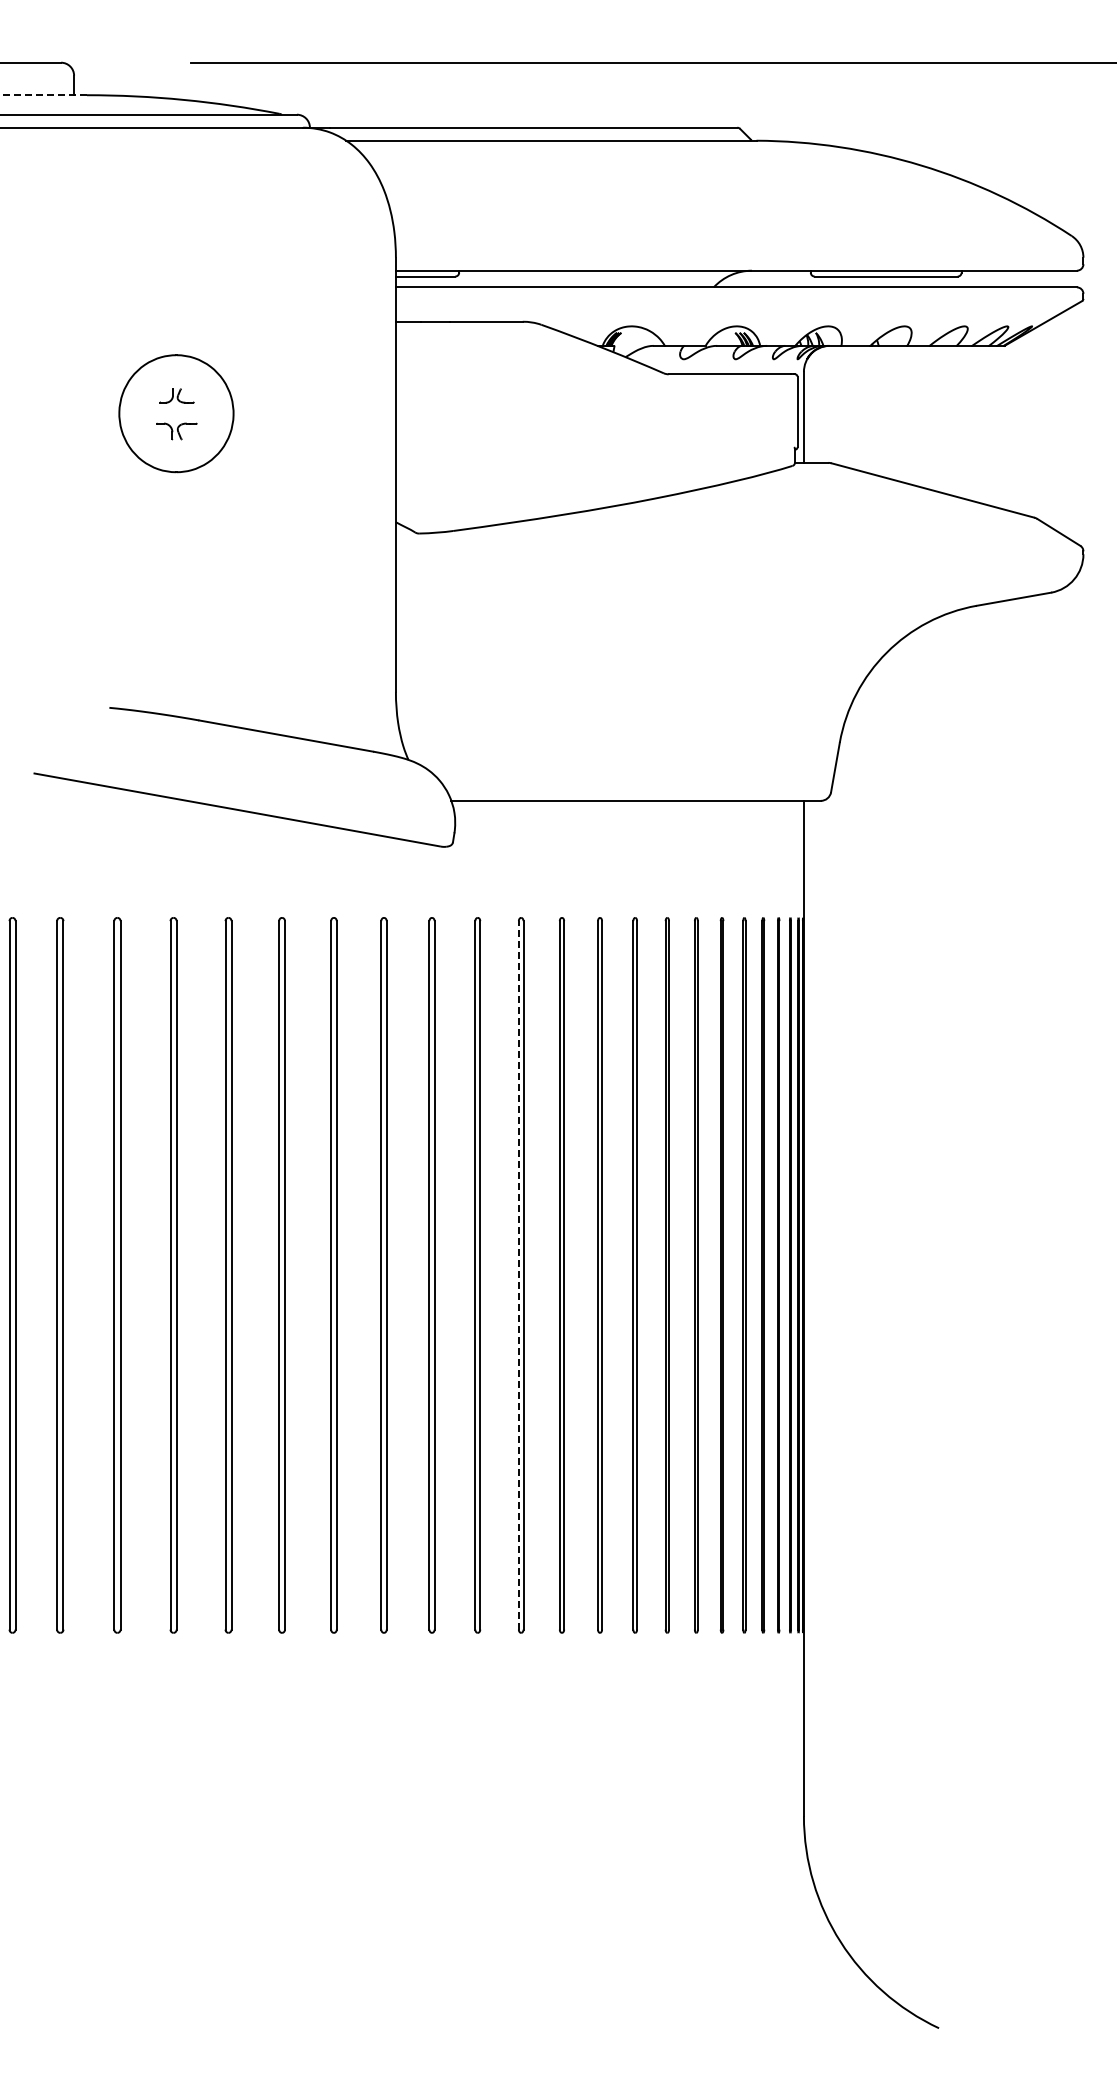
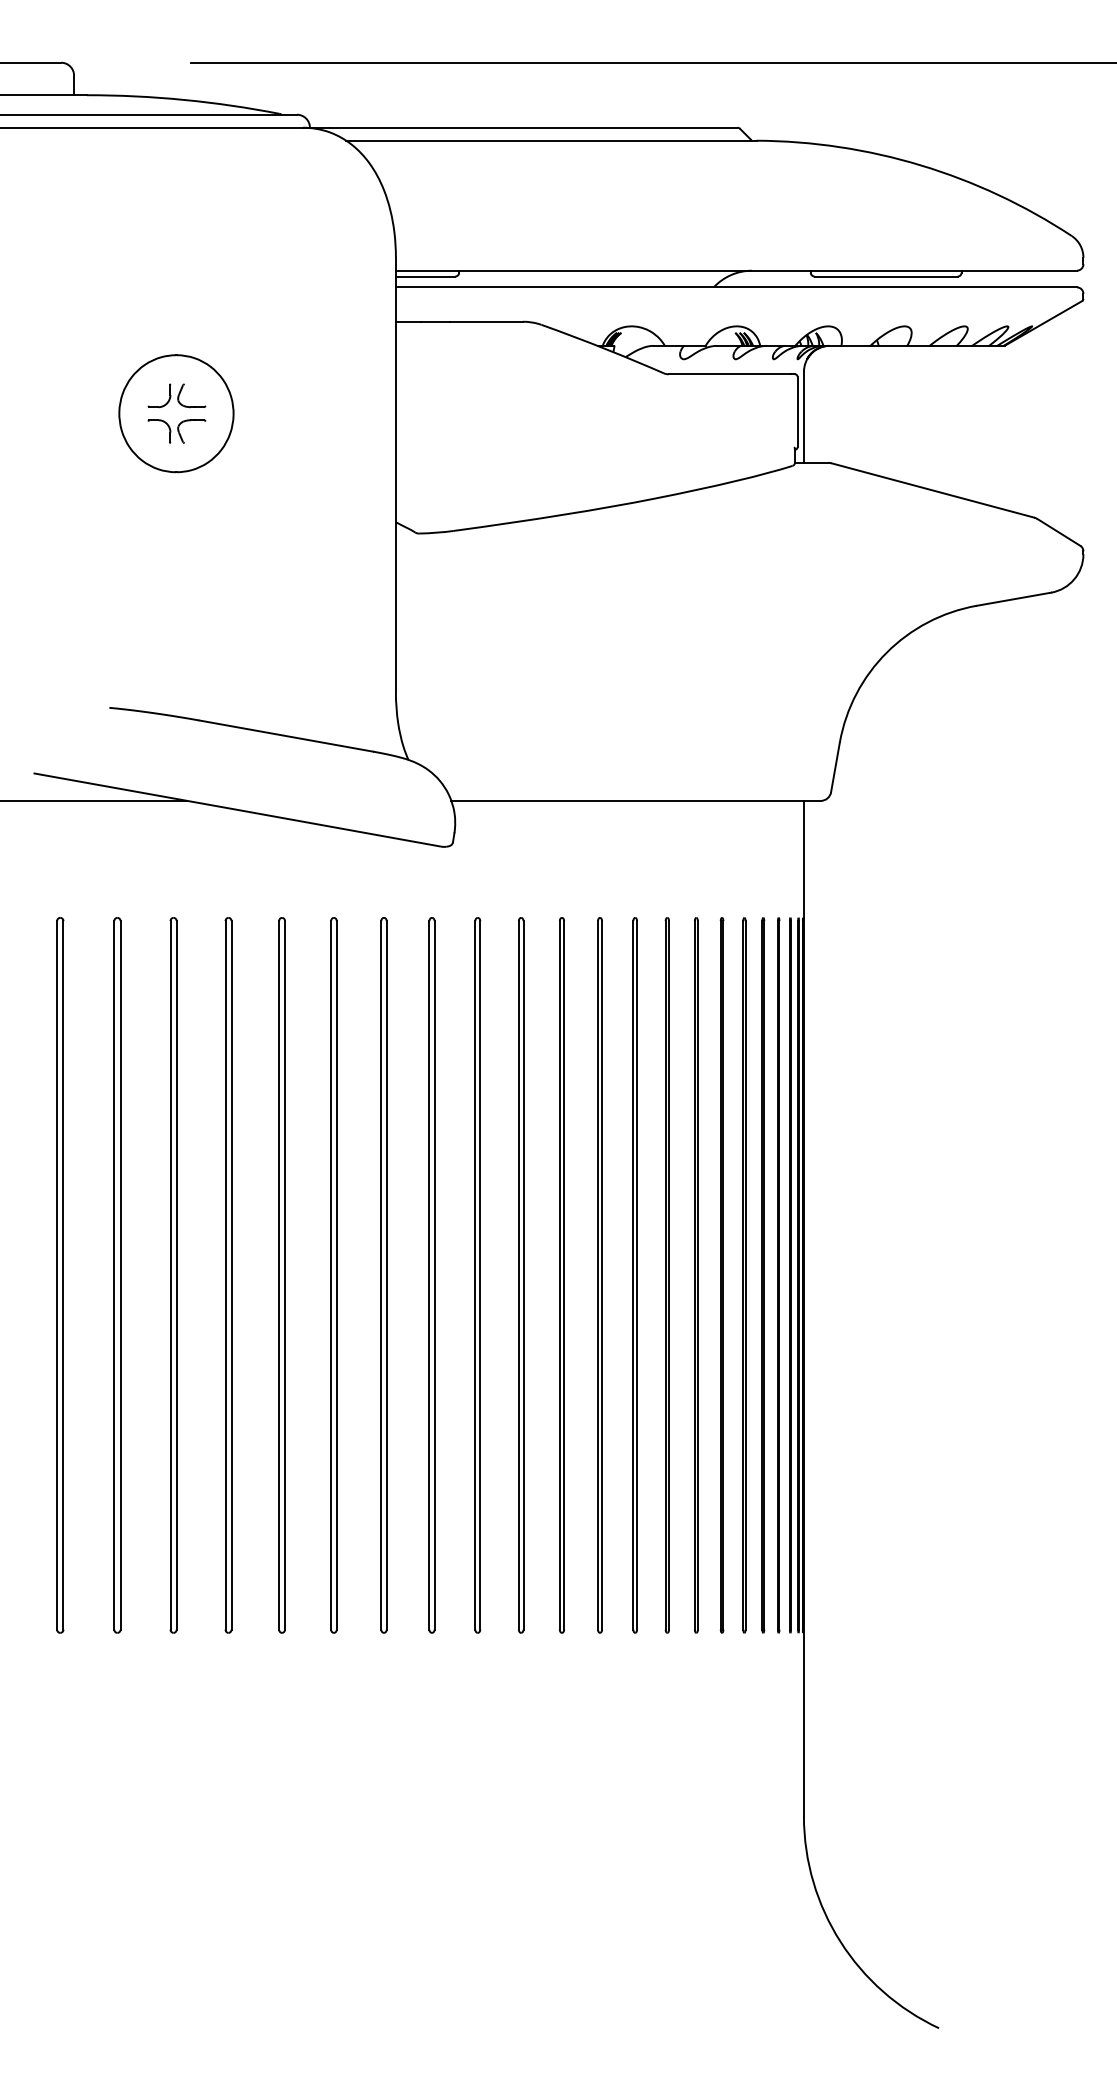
line: dashed -> solid (43, 95)
part size: 36x16 px -> 60x26 px (176, 395)
part size: 42x19 px -> 60x25 px (176, 431)
line: none -> present (94, 800)
line: dashed -> solid (518, 1274)
part: present -> none (12, 1275)
